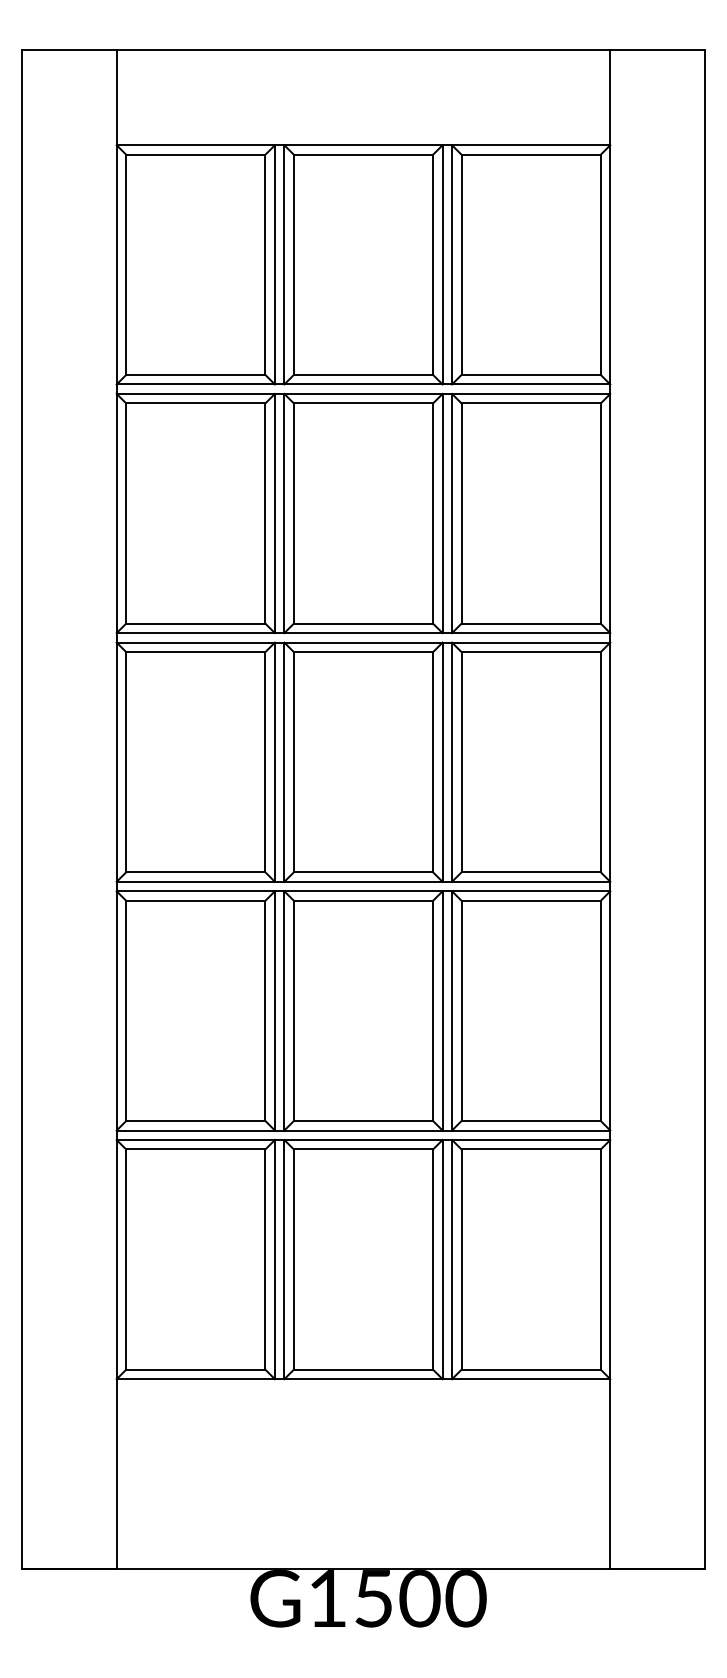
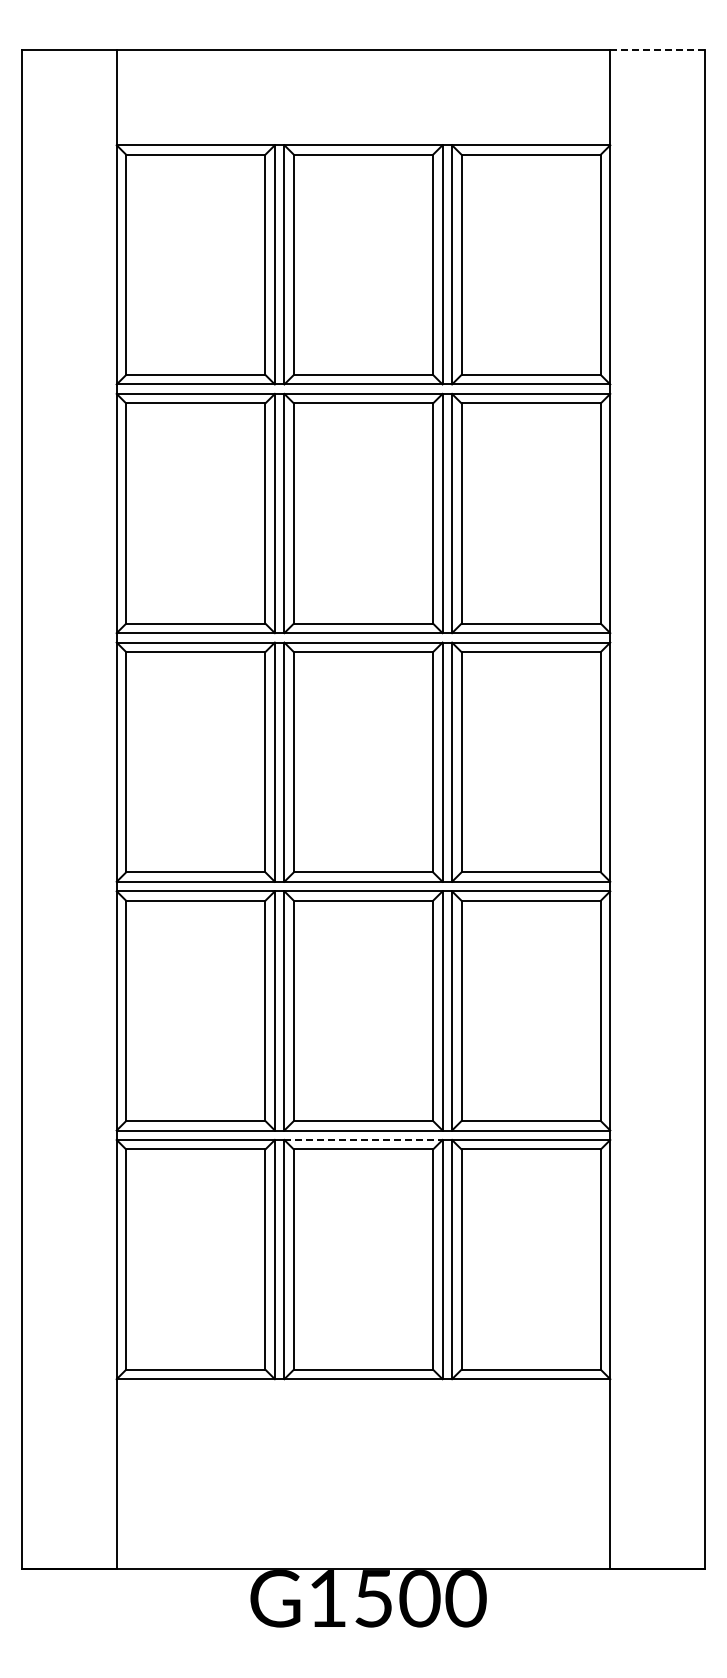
line: solid -> dashed (658, 50)
line: solid -> dashed (363, 1139)
